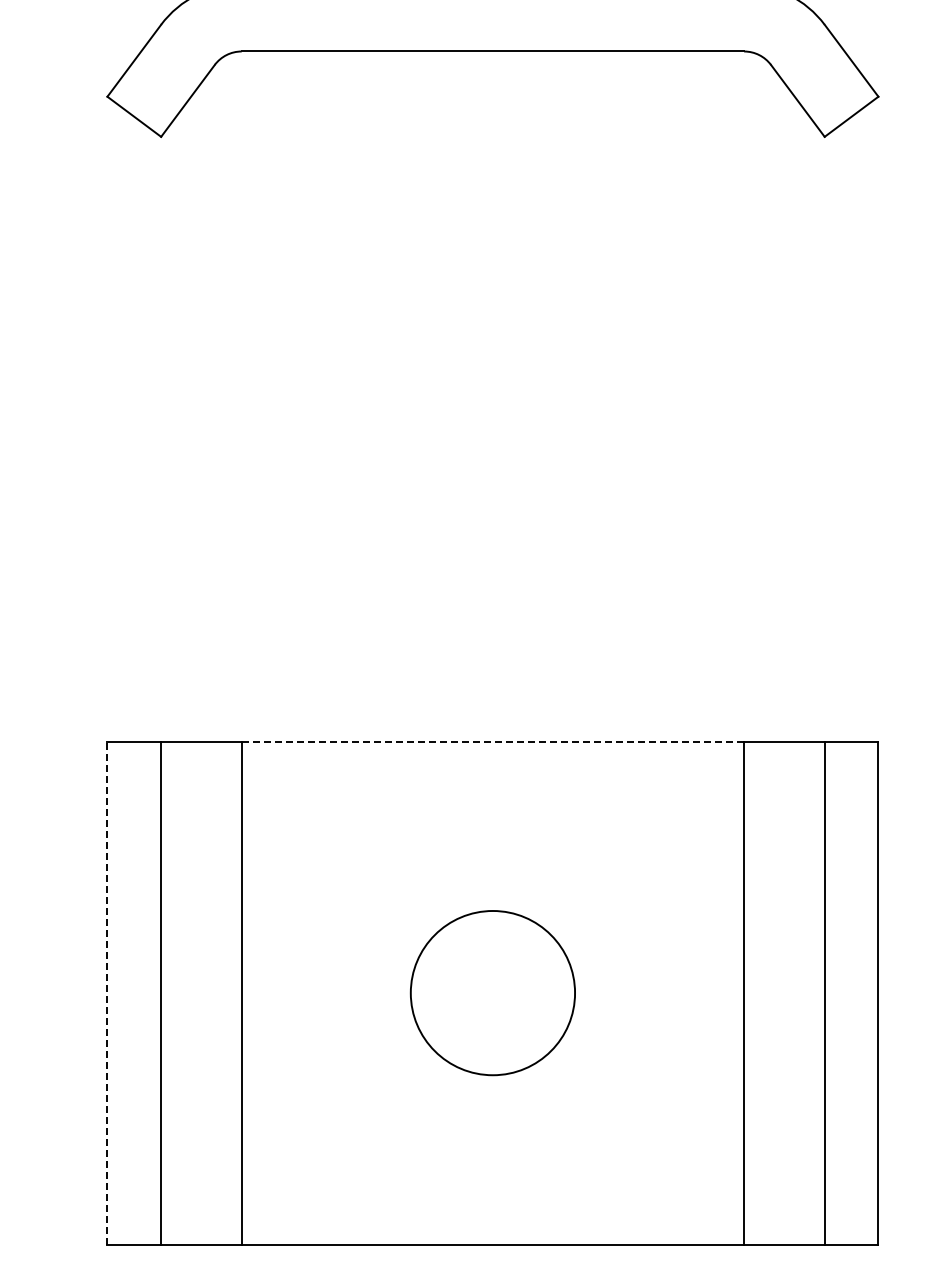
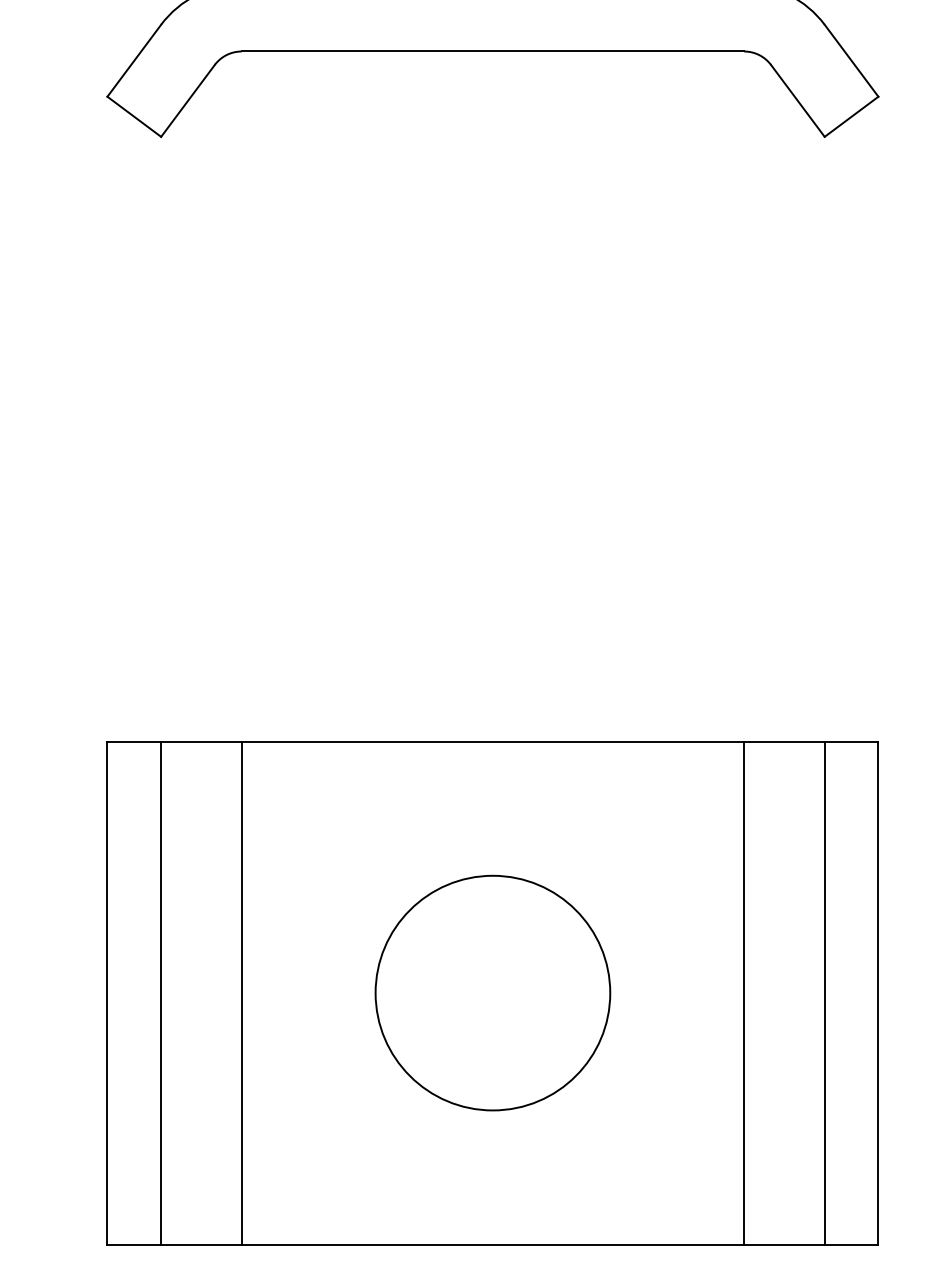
line: dashed -> solid (492, 741)
line: dashed -> solid (107, 992)
circle diameter: 164 px -> 235 px (492, 992)
